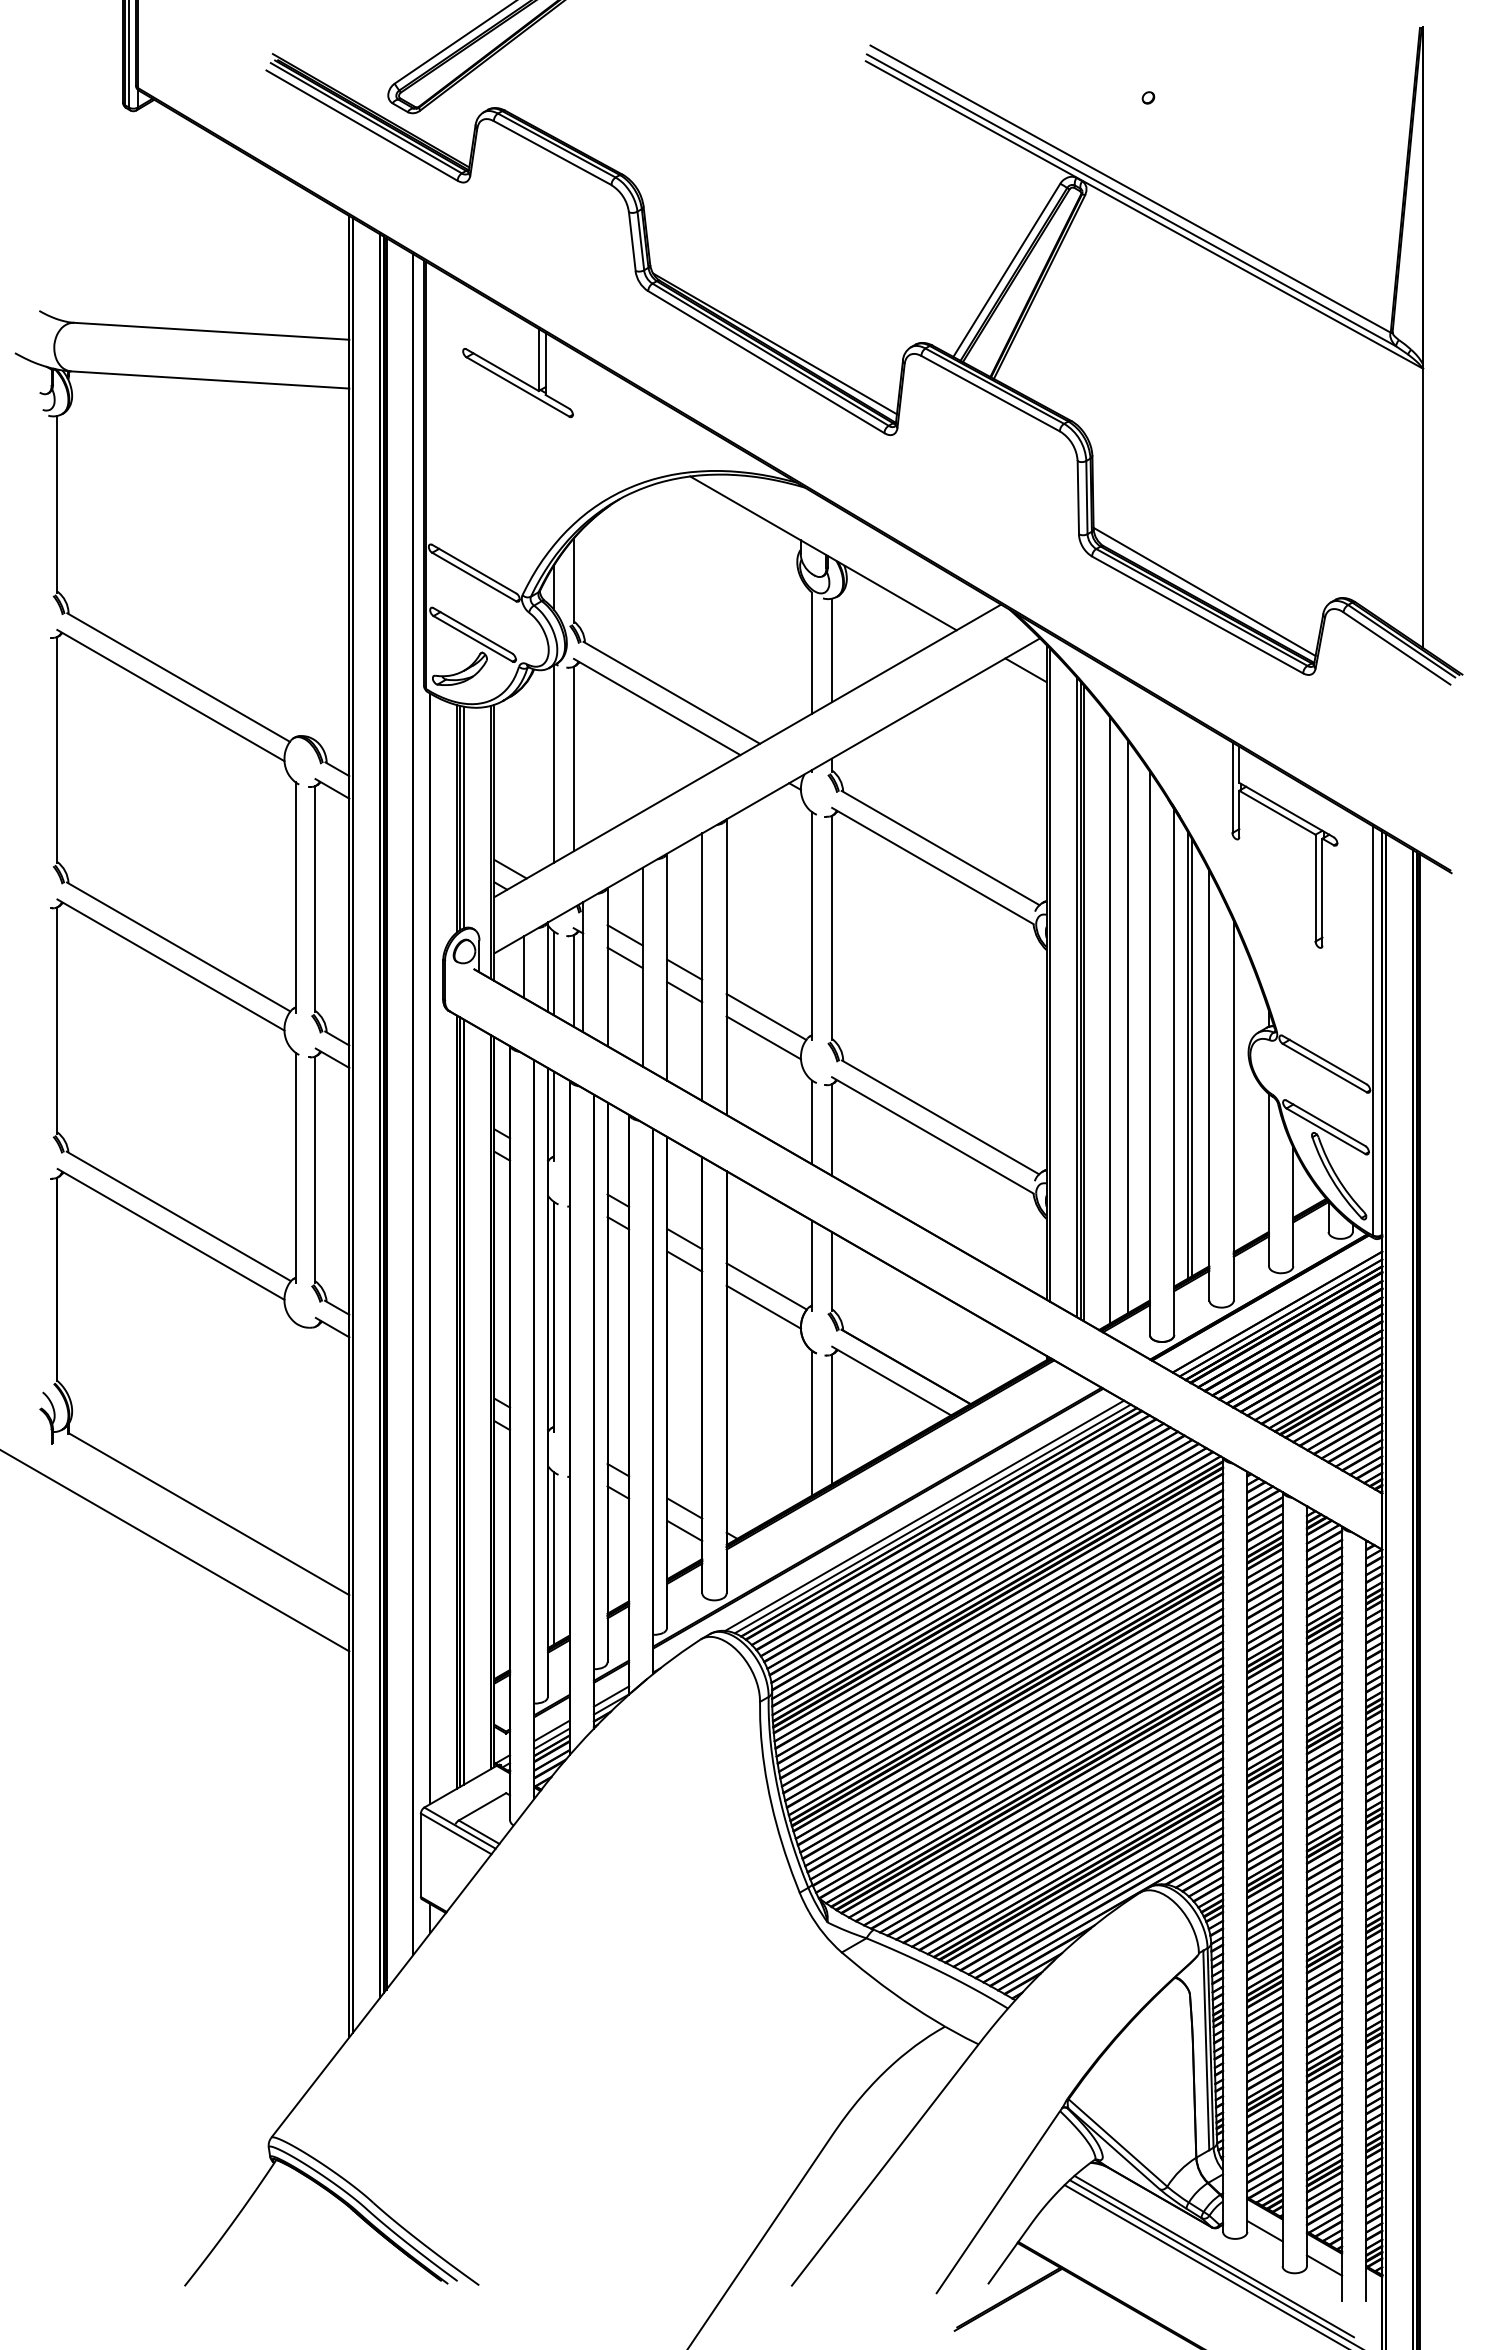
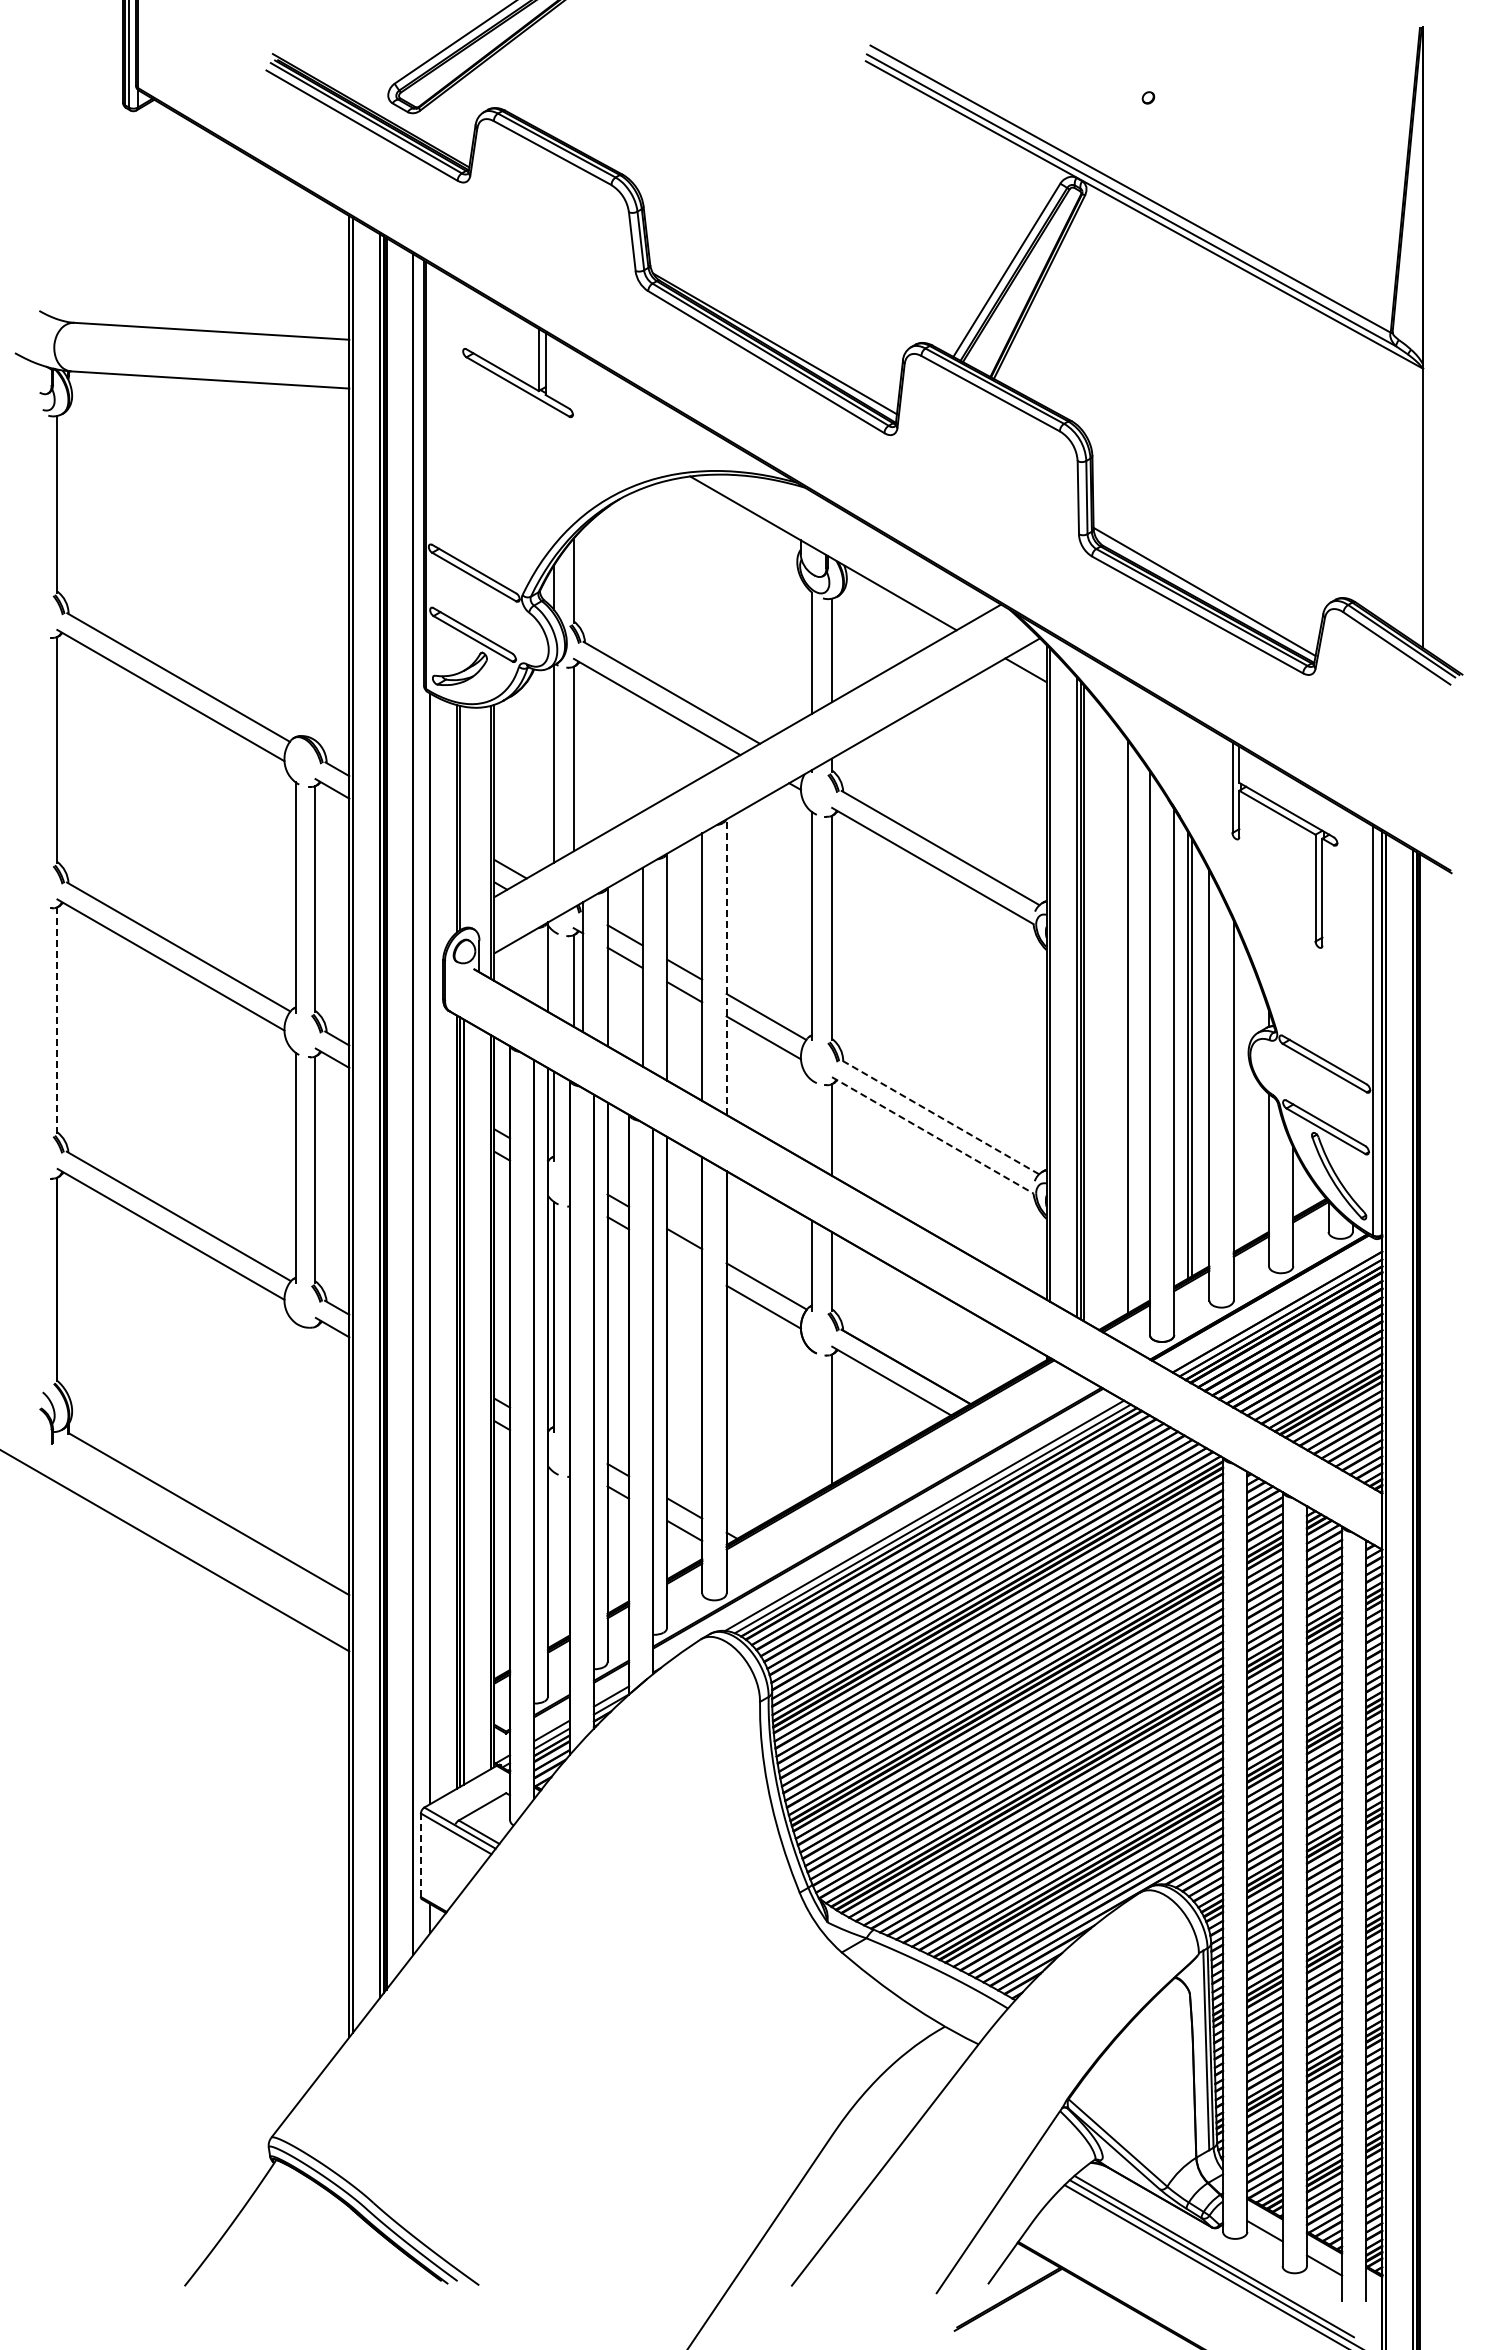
line: present -> none (464, 817)
line: present -> none (523, 966)
line: solid -> dashed (726, 967)
line: present -> none (554, 973)
line: solid -> dashed (57, 1020)
line: present -> none (1110, 1020)
line: solid -> dashed (940, 1117)
line: present -> none (812, 1122)
line: solid -> dashed (933, 1135)
line: present -> none (684, 1261)
line: present -> none (812, 1423)
line: present -> none (554, 1558)
line: solid -> dashed (420, 1855)
